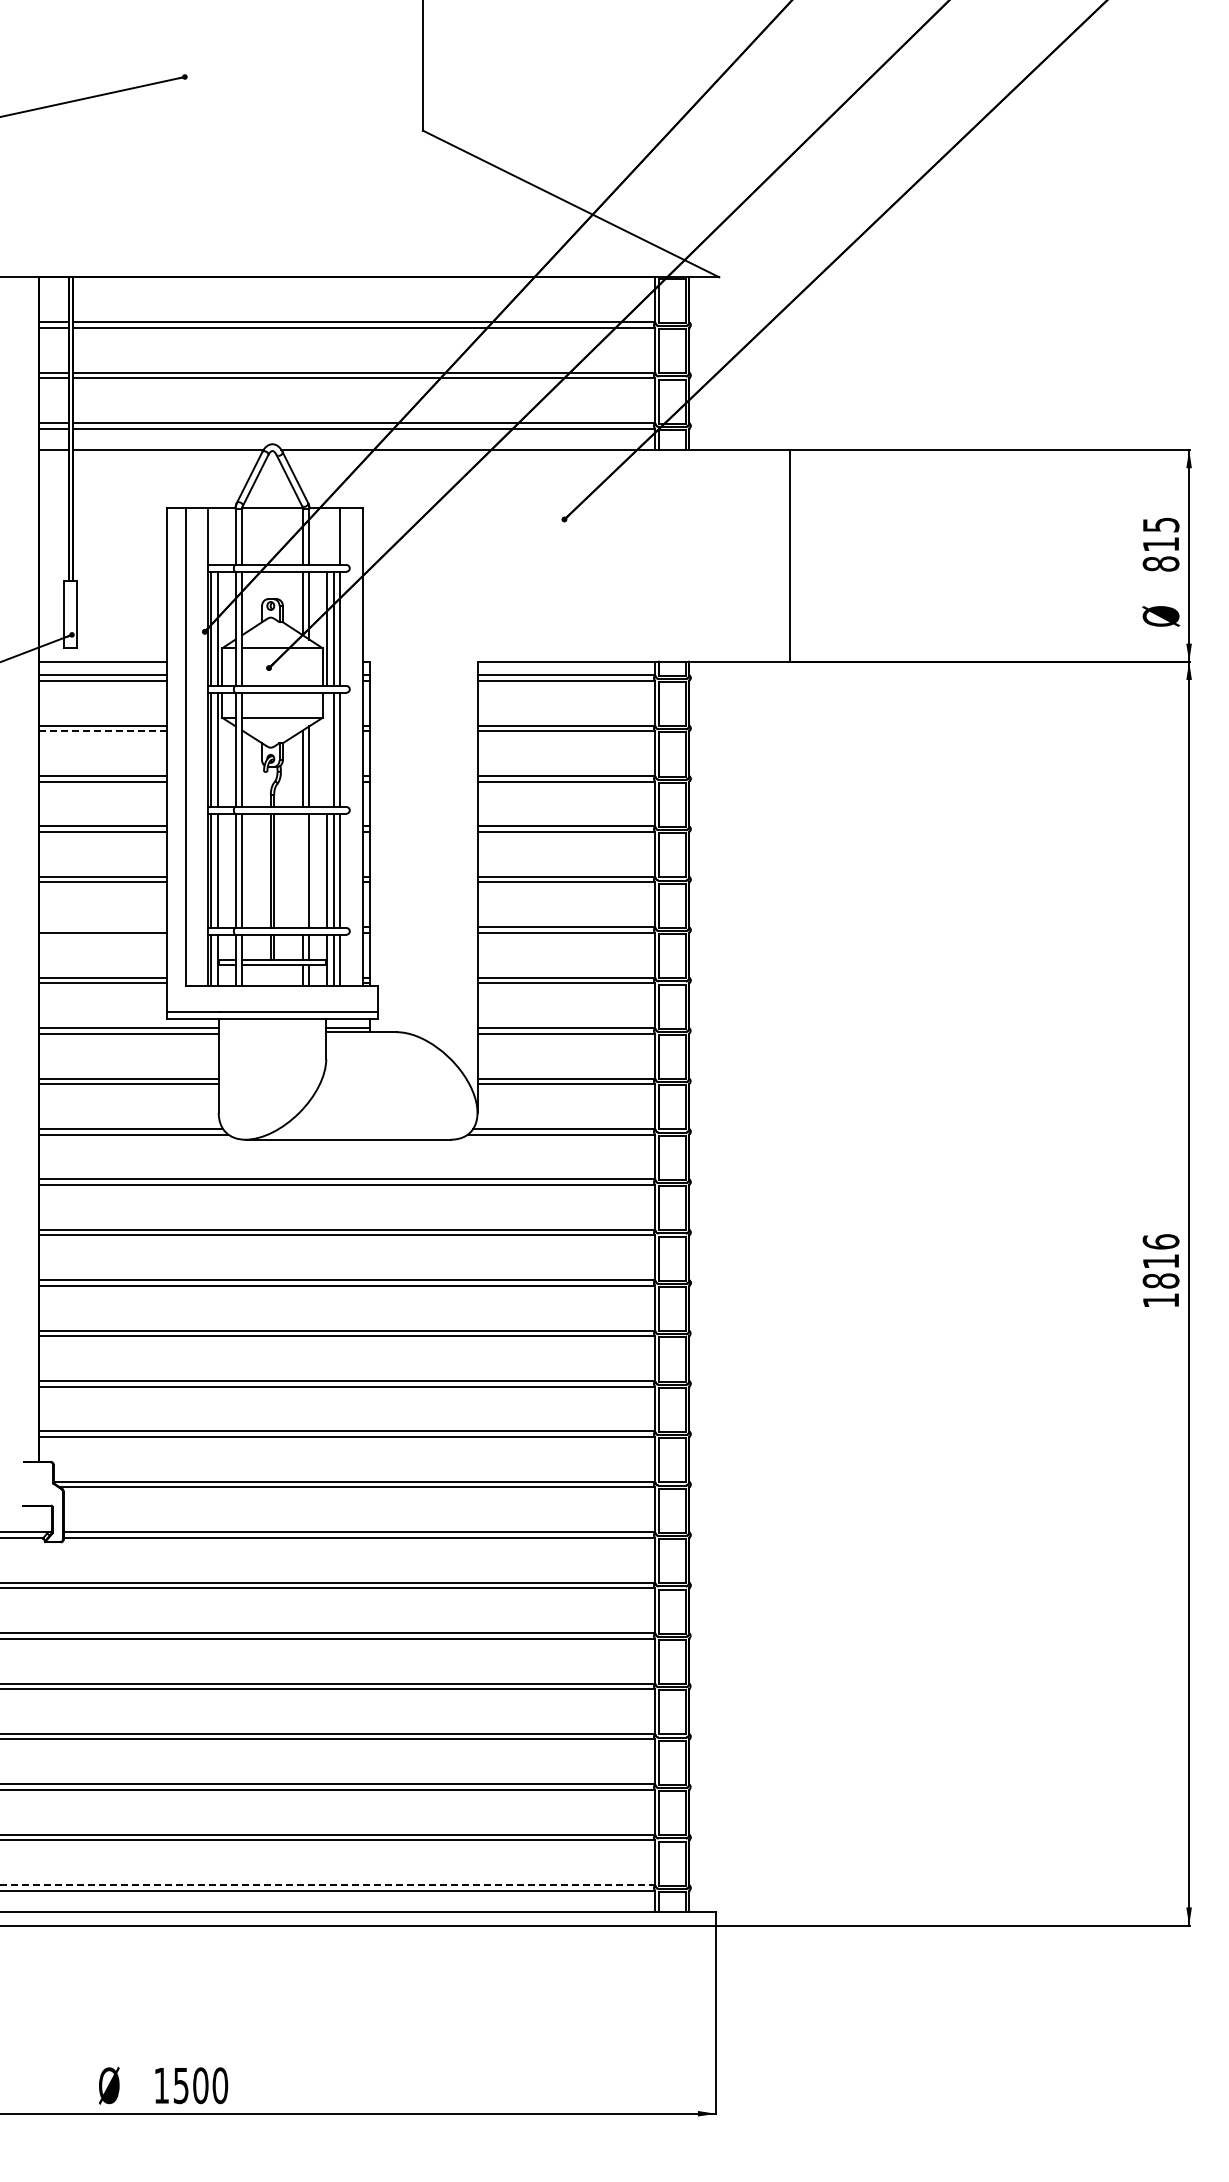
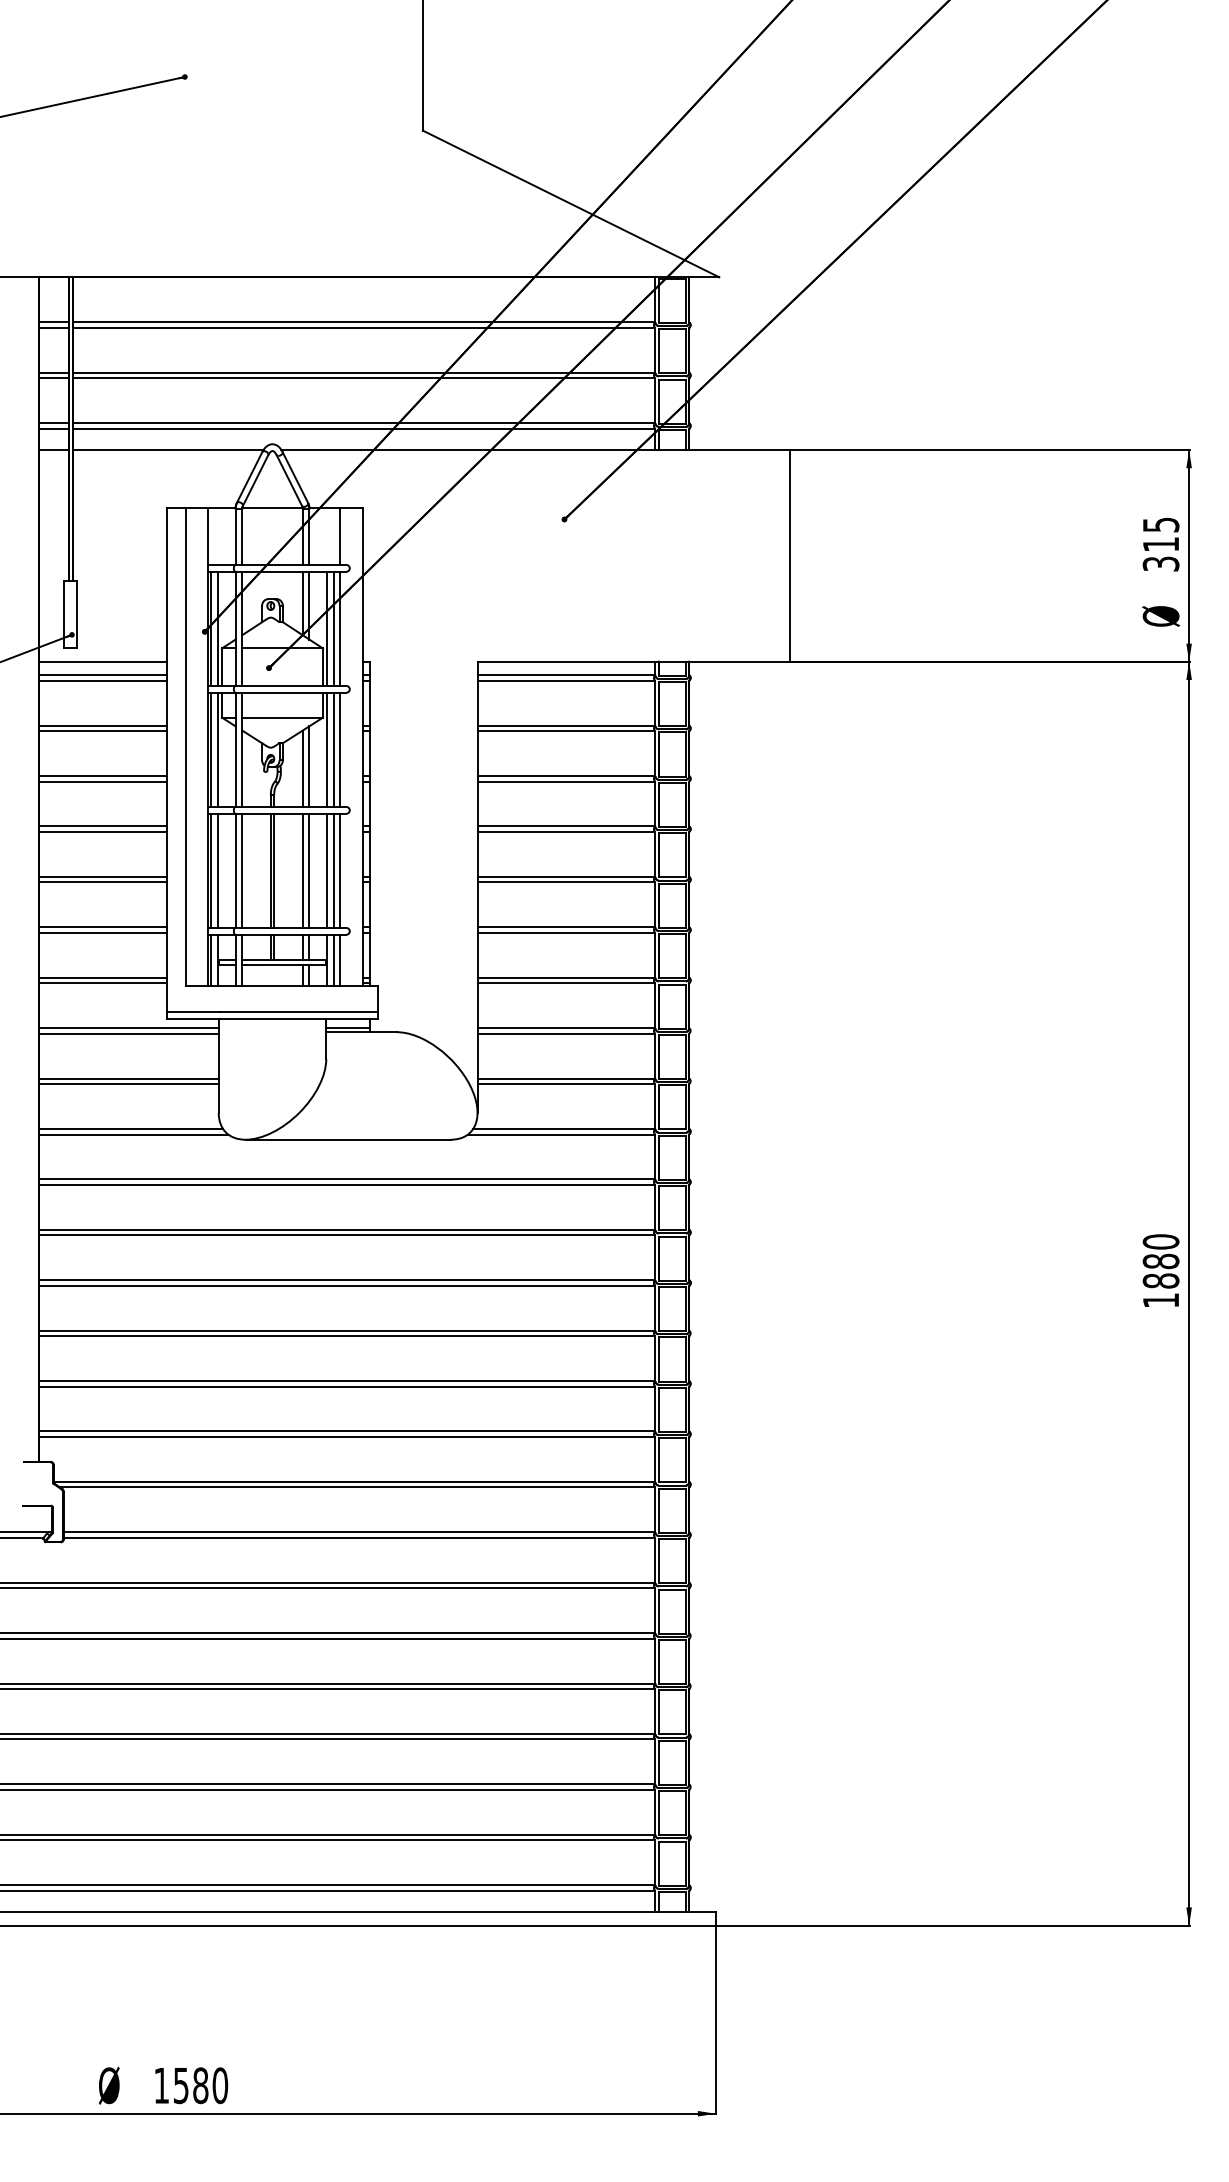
text: 815 -> 315 (1160, 563)
line: dashed -> solid (102, 731)
line: none -> present (327, 749)
line: none -> present (302, 870)
line: none -> present (102, 927)
text: 1816 -> 1880 (1160, 1251)
line: dashed -> solid (327, 1885)
text: 1500 -> 1580 (200, 2085)
